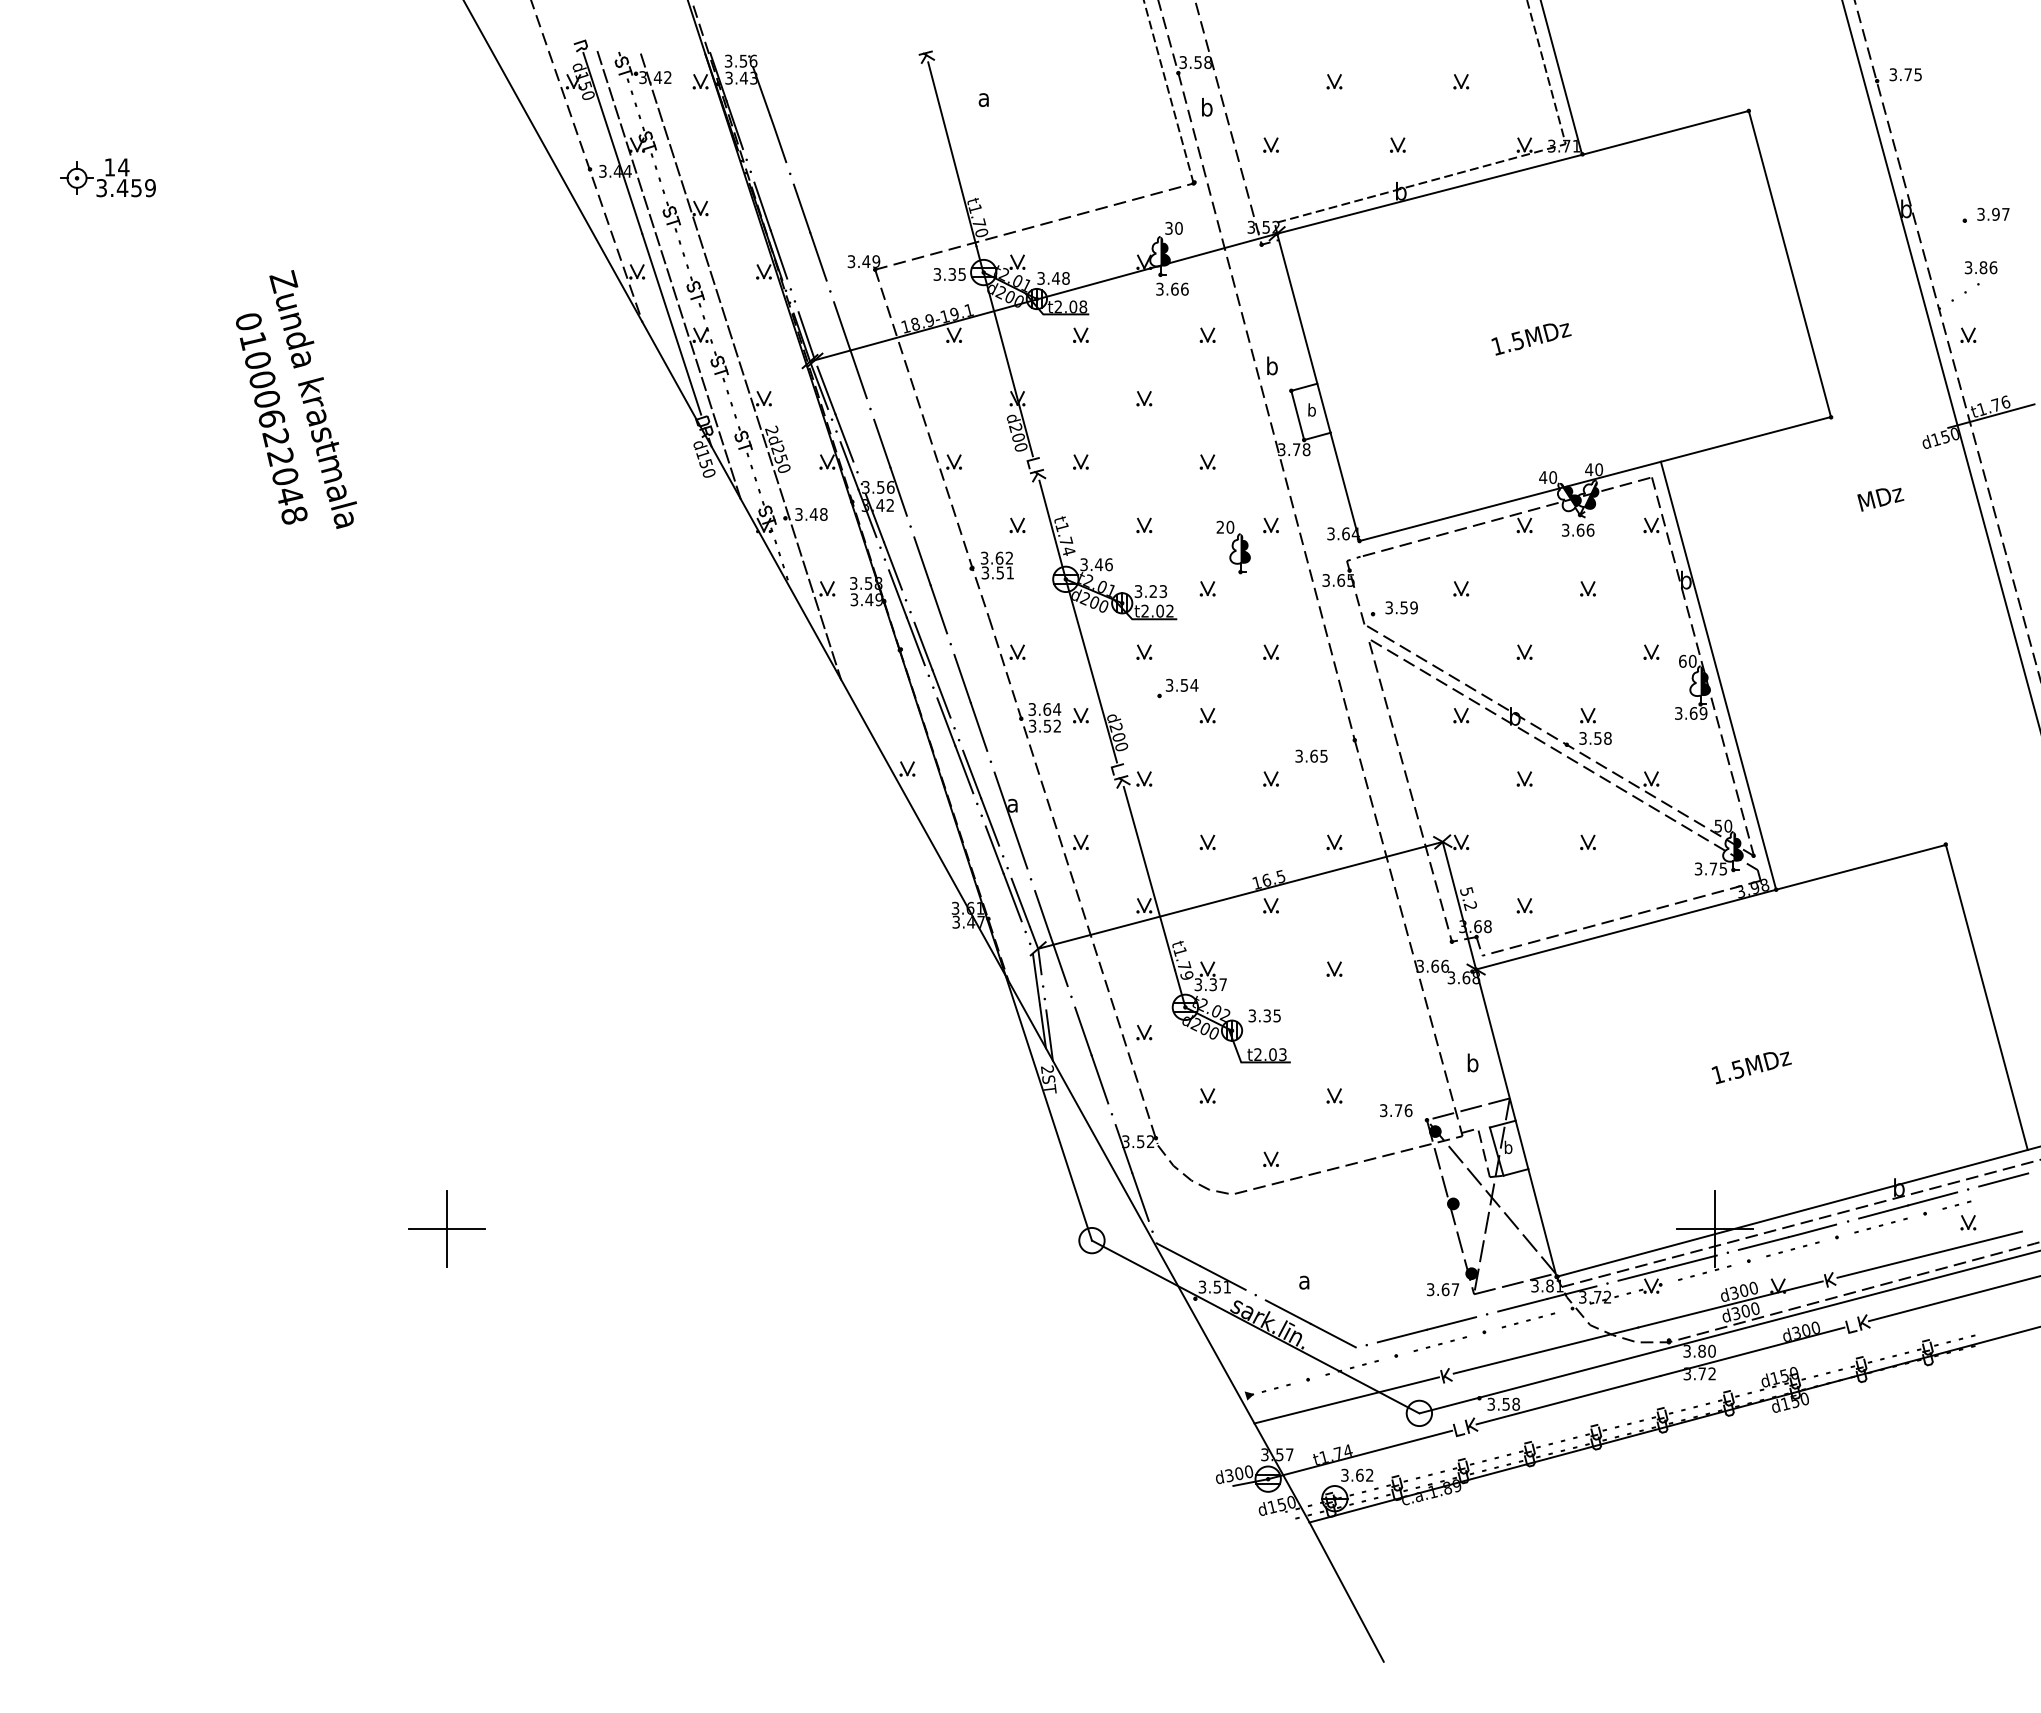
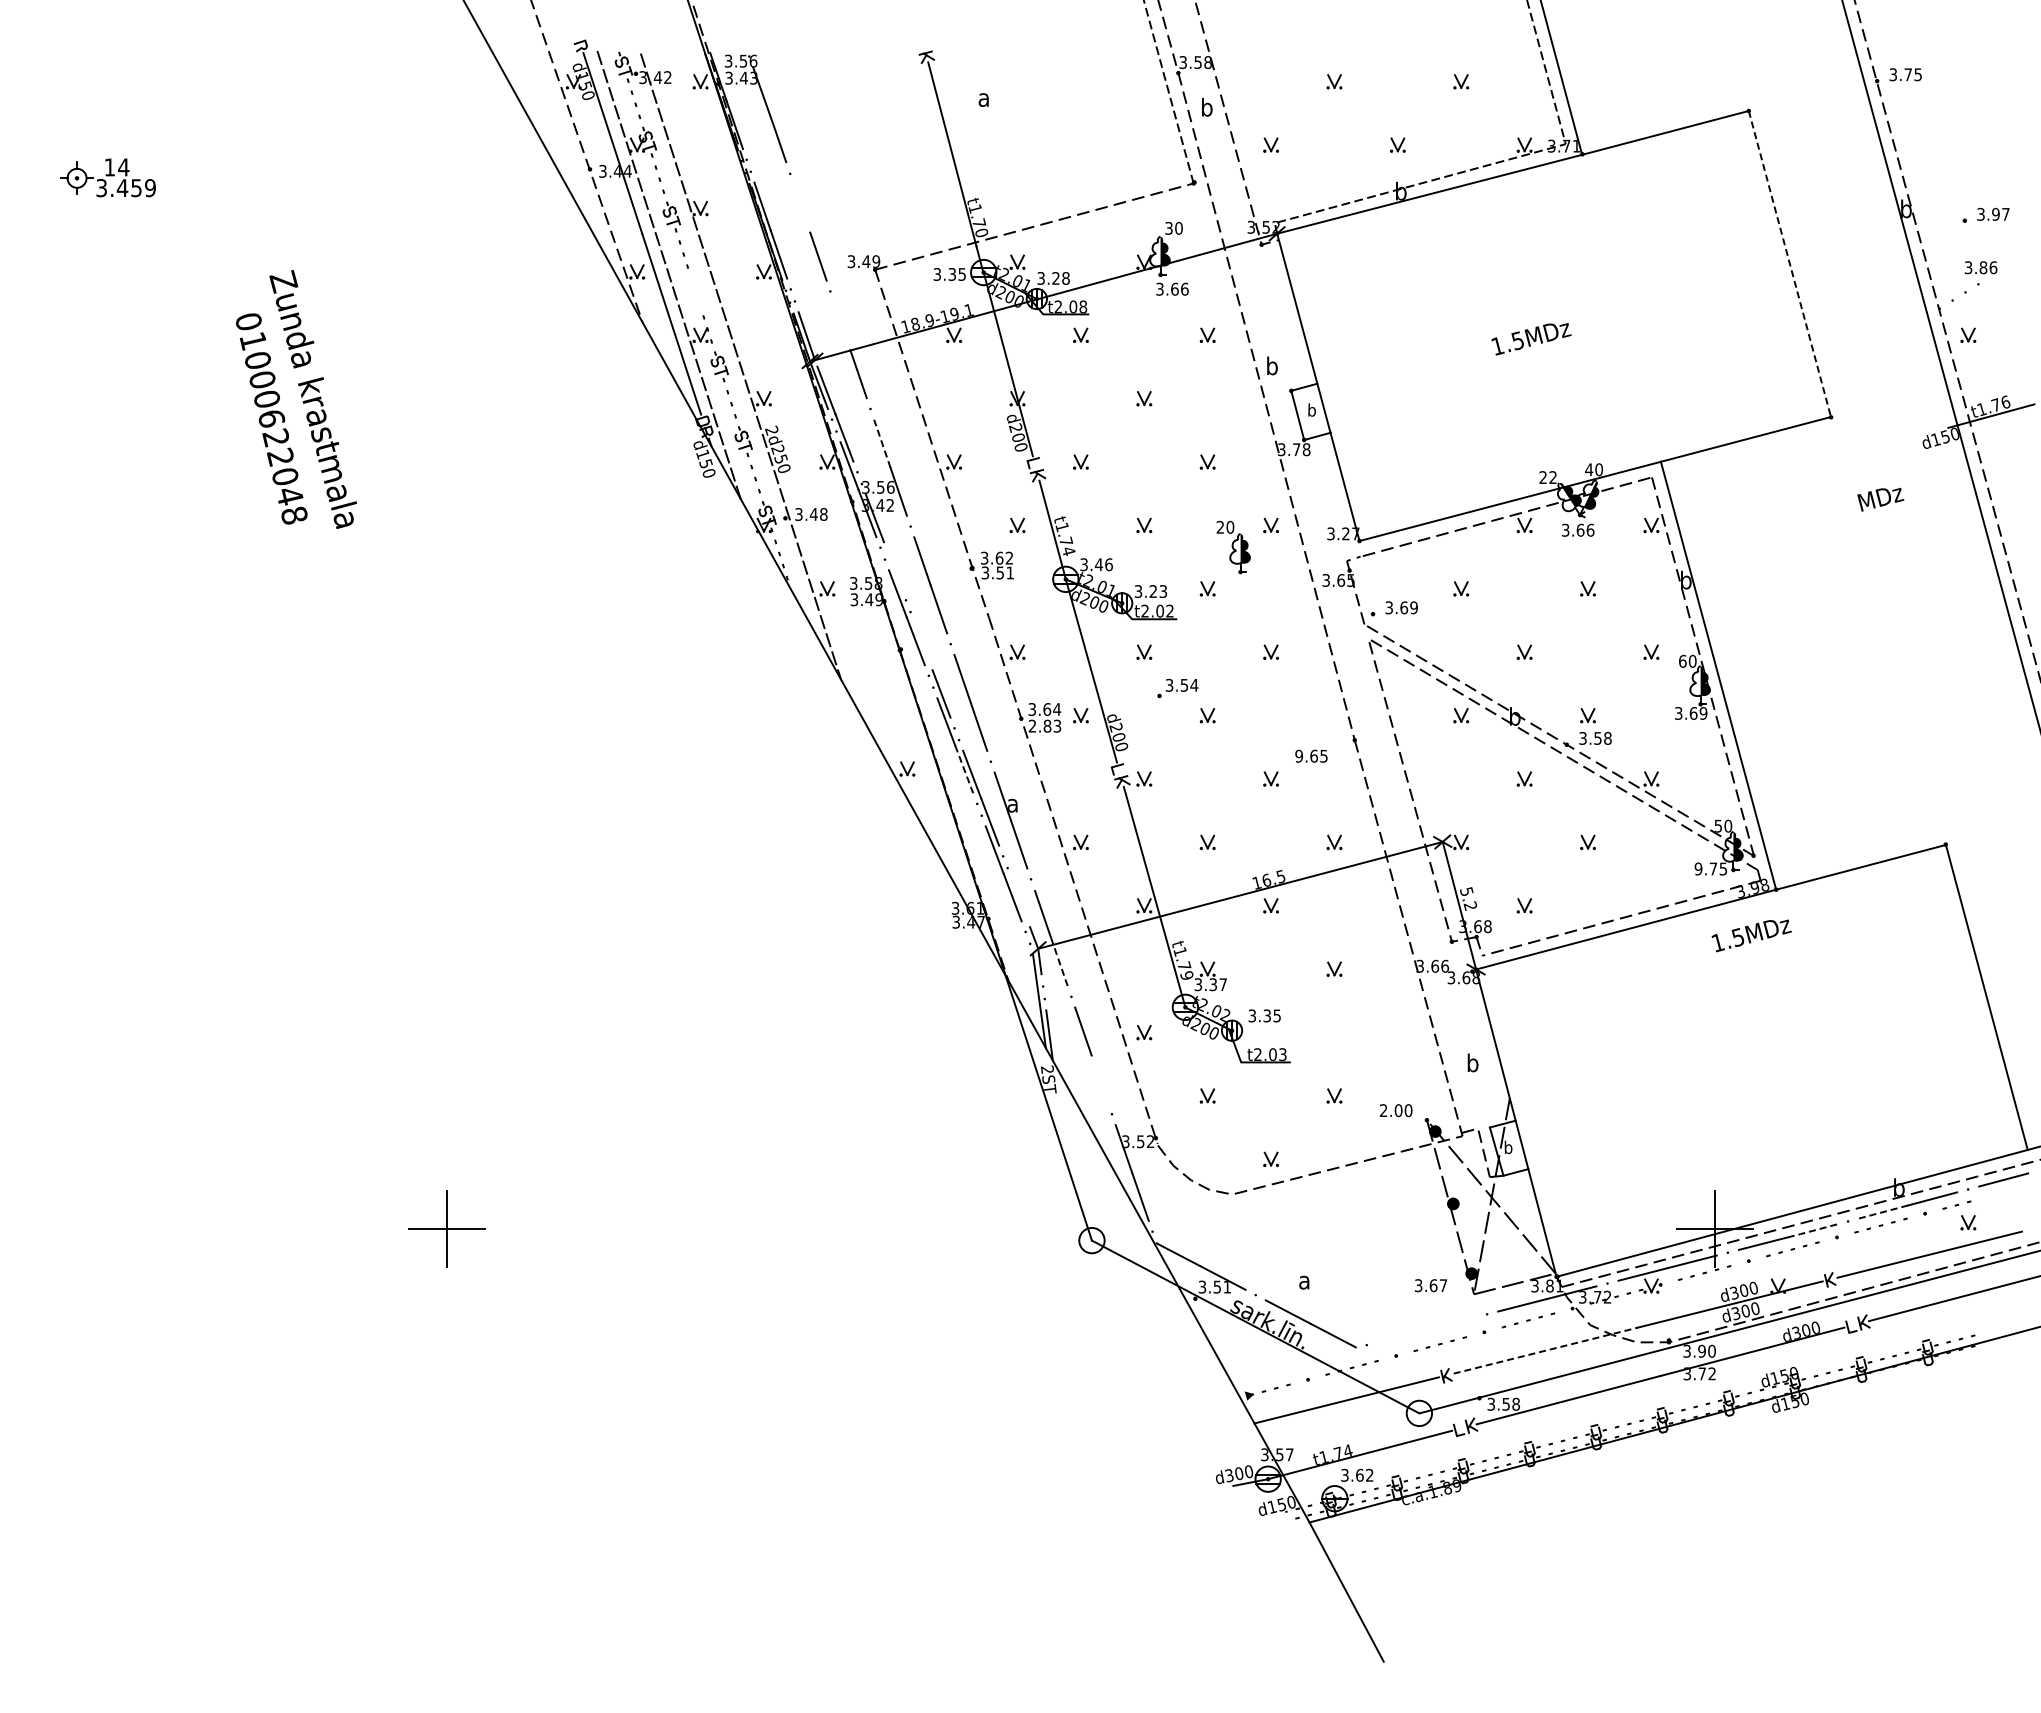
line: present -> none (801, 208)
line: solid -> dashed (1790, 264)
text: 3.48 -> 3.28 (1055, 278)
part: present -> none (695, 291)
line: present -> none (842, 326)
line: solid -> dashed (882, 443)
text: 40 -> 22 (1548, 477)
text: 3.64 -> 3.27 (1350, 533)
line: present -> none (892, 565)
text: 3.59 -> 3.69 (1404, 607)
line: present -> none (923, 646)
text: 3.52 -> 2.83 (1044, 725)
text: 3.65 -> 9.65 (1298, 755)
line: solid -> dashed (964, 769)
text: 3.75 -> 9.75 (1698, 868)
line: present -> none (1020, 902)
line: solid -> dashed (1059, 961)
text position: (1751, 1067) -> (1751, 935) (1751, 935)
line: present -> none (1099, 1079)
line: present -> none (1467, 1109)
text: 3.76 -> 2.00 (1396, 1110)
line: solid -> dashed (1883, 1212)
line: solid -> dashed (1811, 1231)
text position: (1443, 1289) -> (1431, 1285) (1431, 1285)
line: present -> none (1427, 1329)
line: solid -> dashed (1546, 1350)
text: 3.80 -> 3.90 (1701, 1351)
